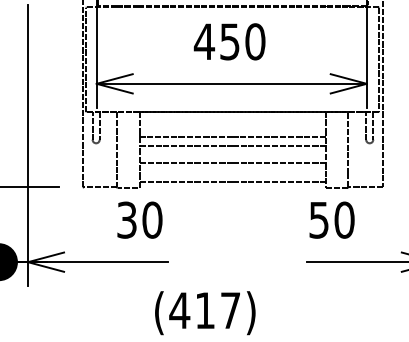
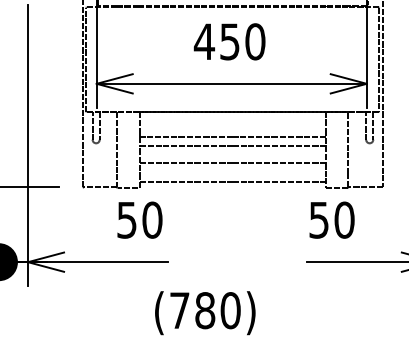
text: 30 -> 50 (126, 219)
text: 417 -> 780 (204, 310)
